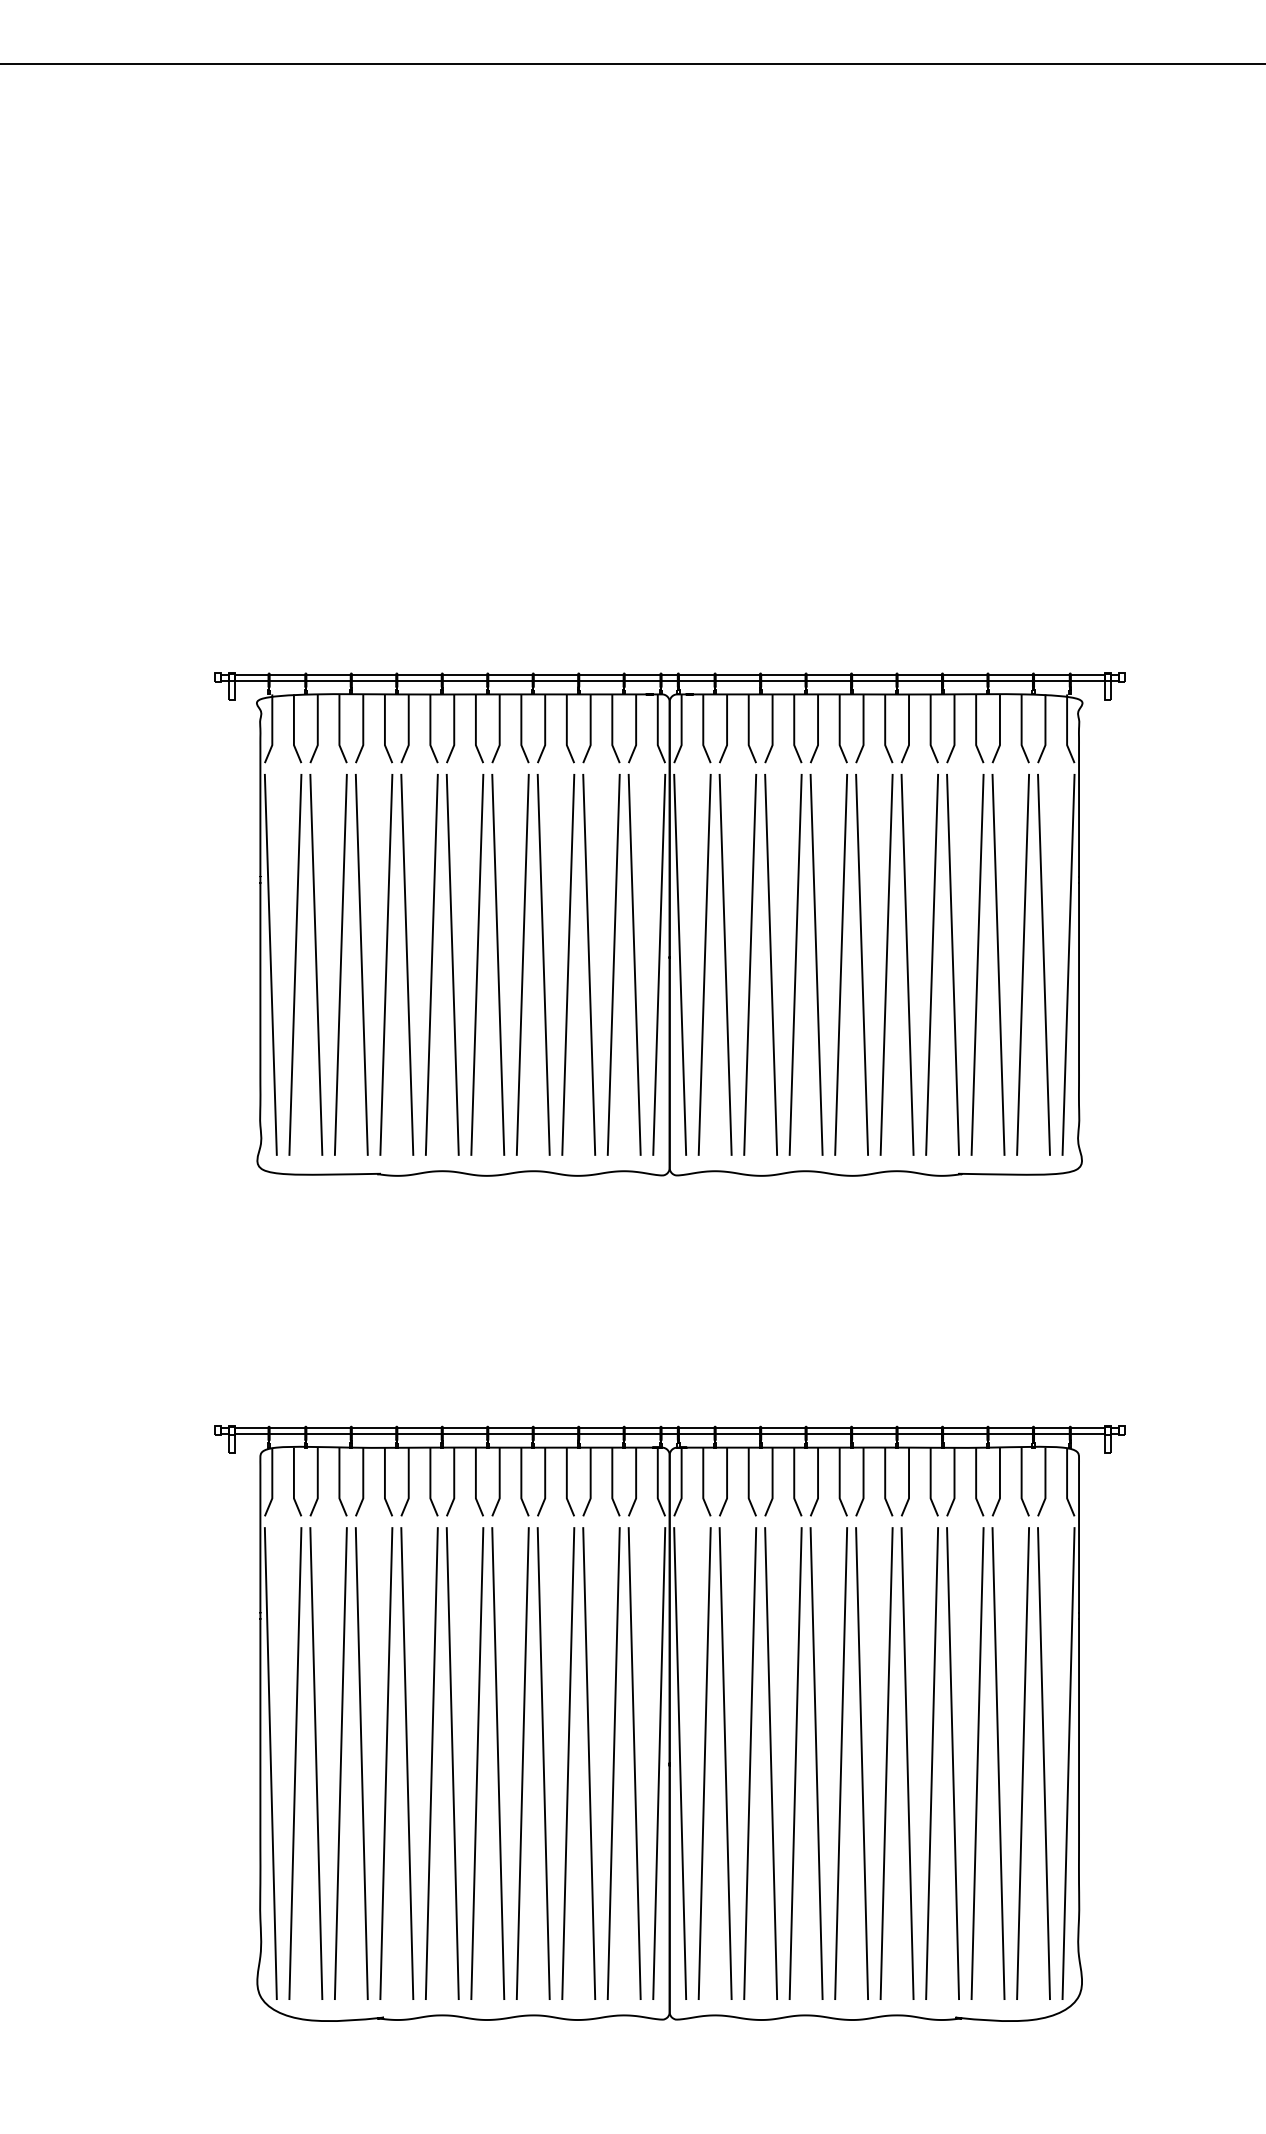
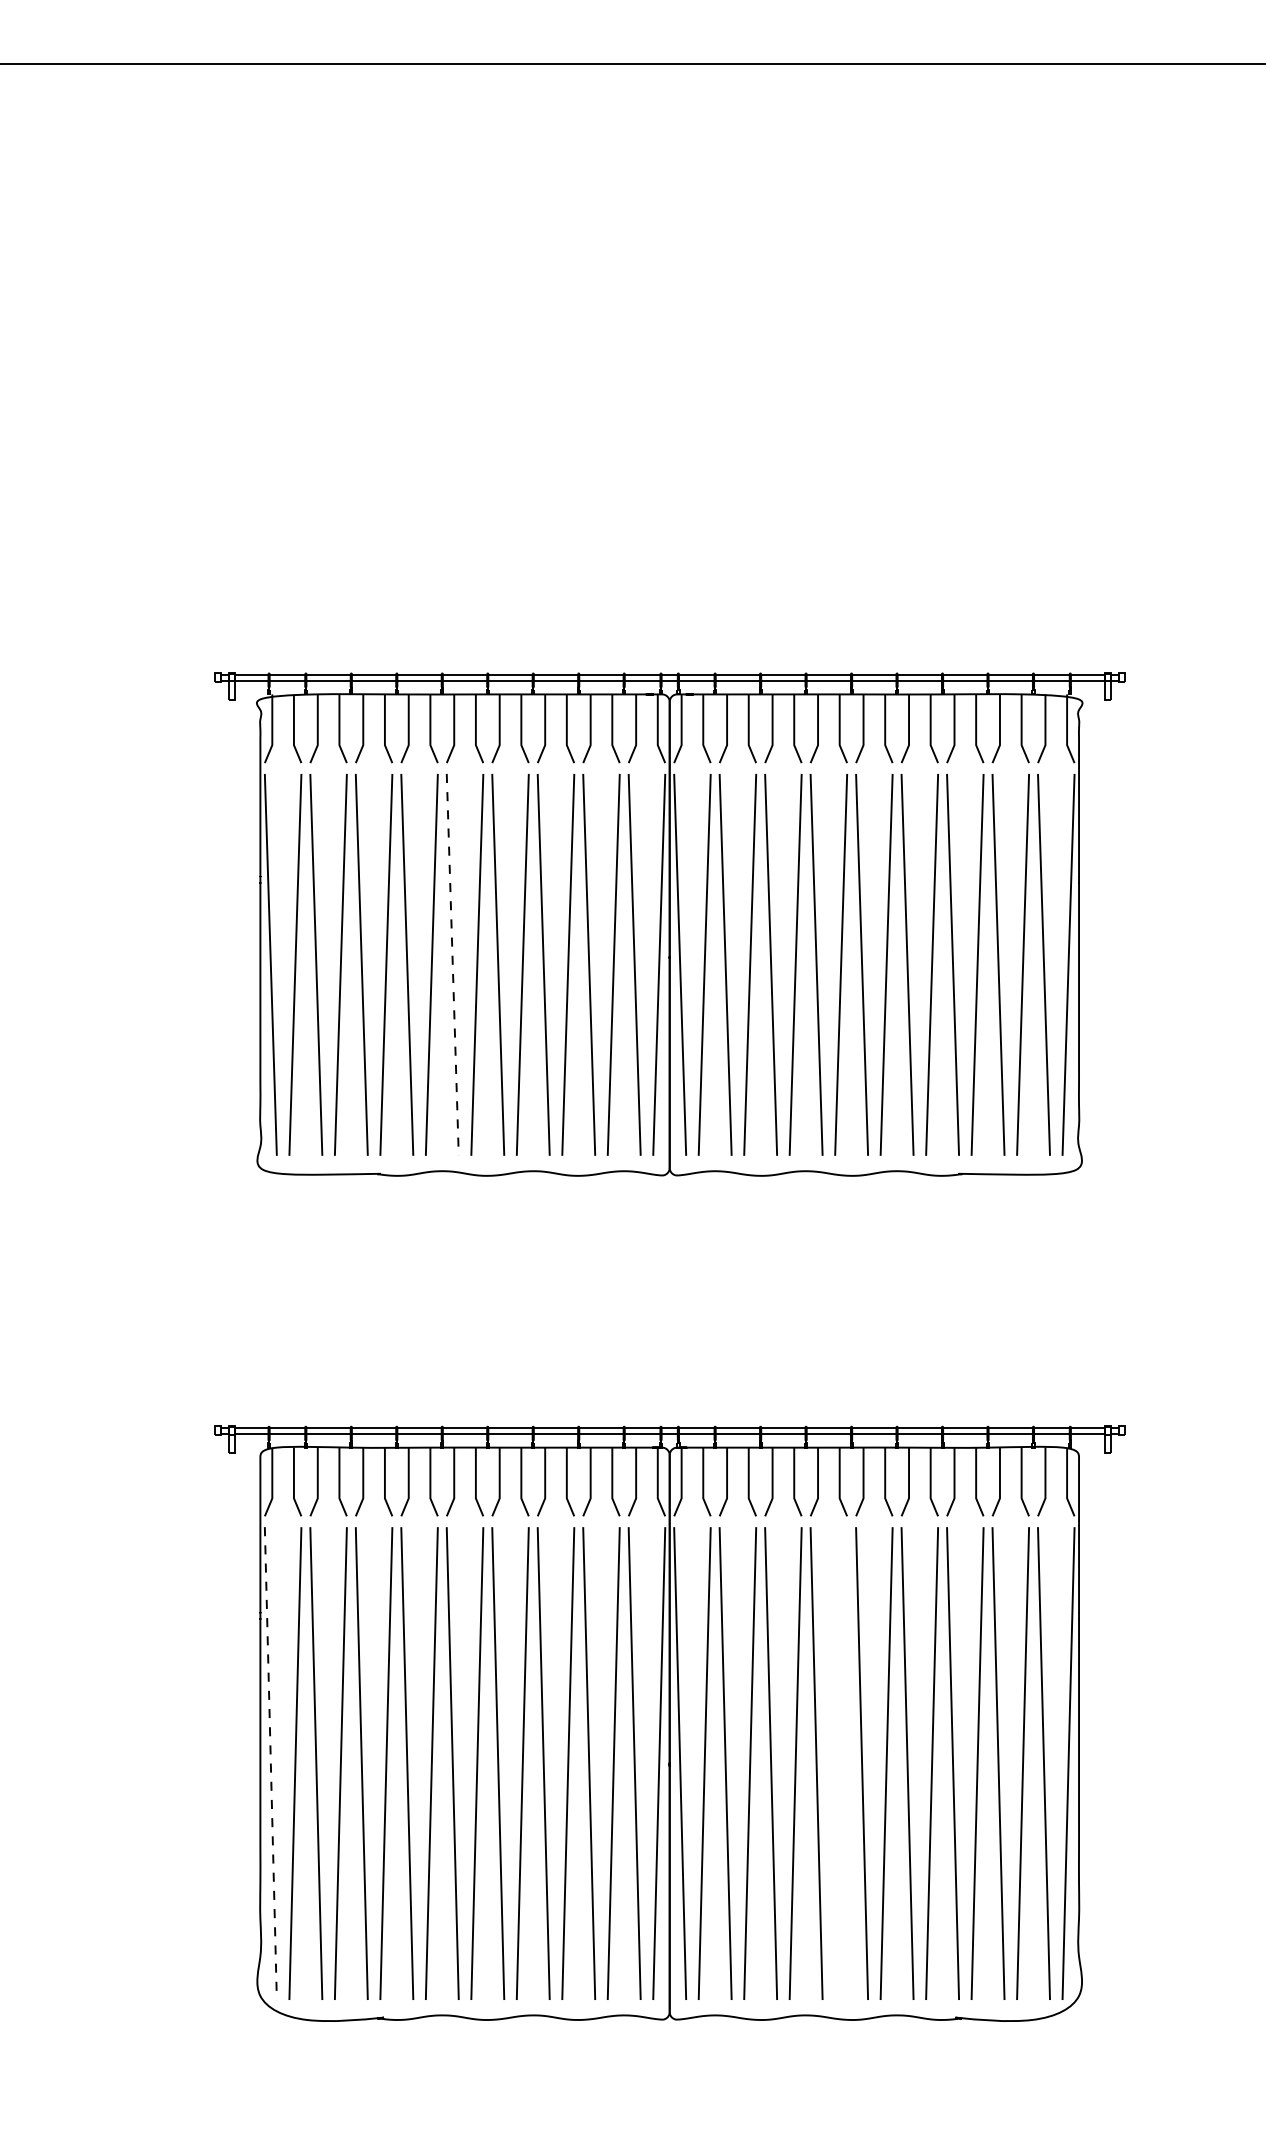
line: solid -> dashed (452, 965)
line: solid -> dashed (270, 1763)
line: present -> none (840, 1763)
